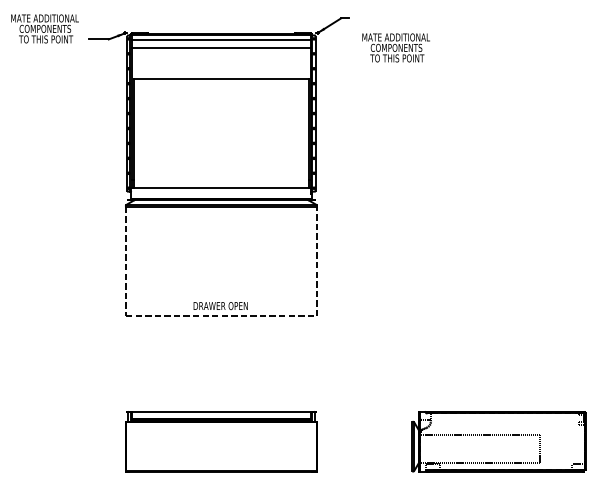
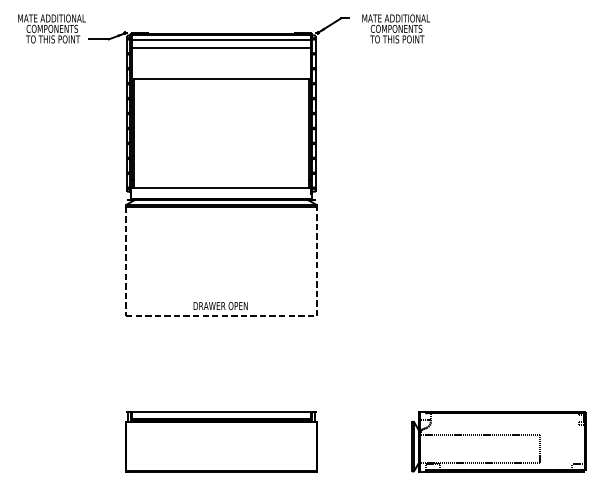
text position: (44, 28) -> (51, 28) (51, 28)
text position: (395, 47) -> (395, 28) (395, 28)
